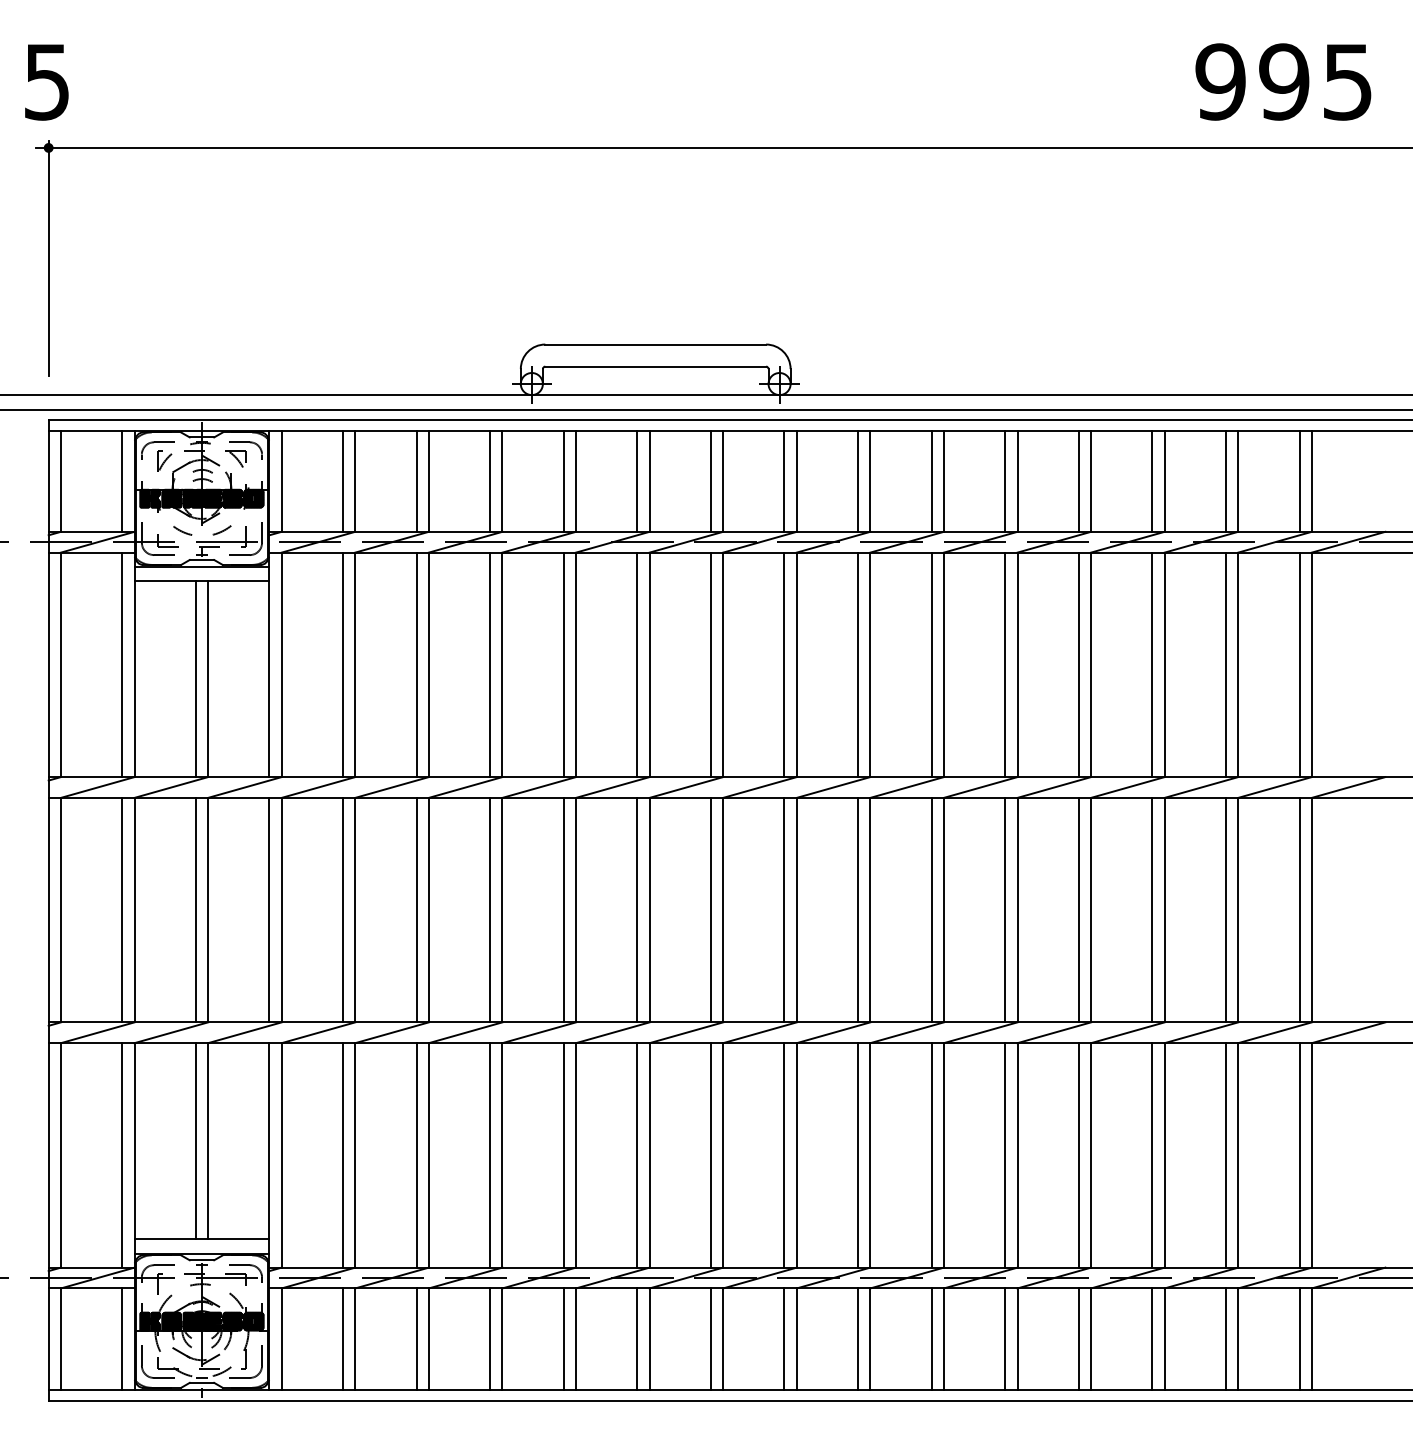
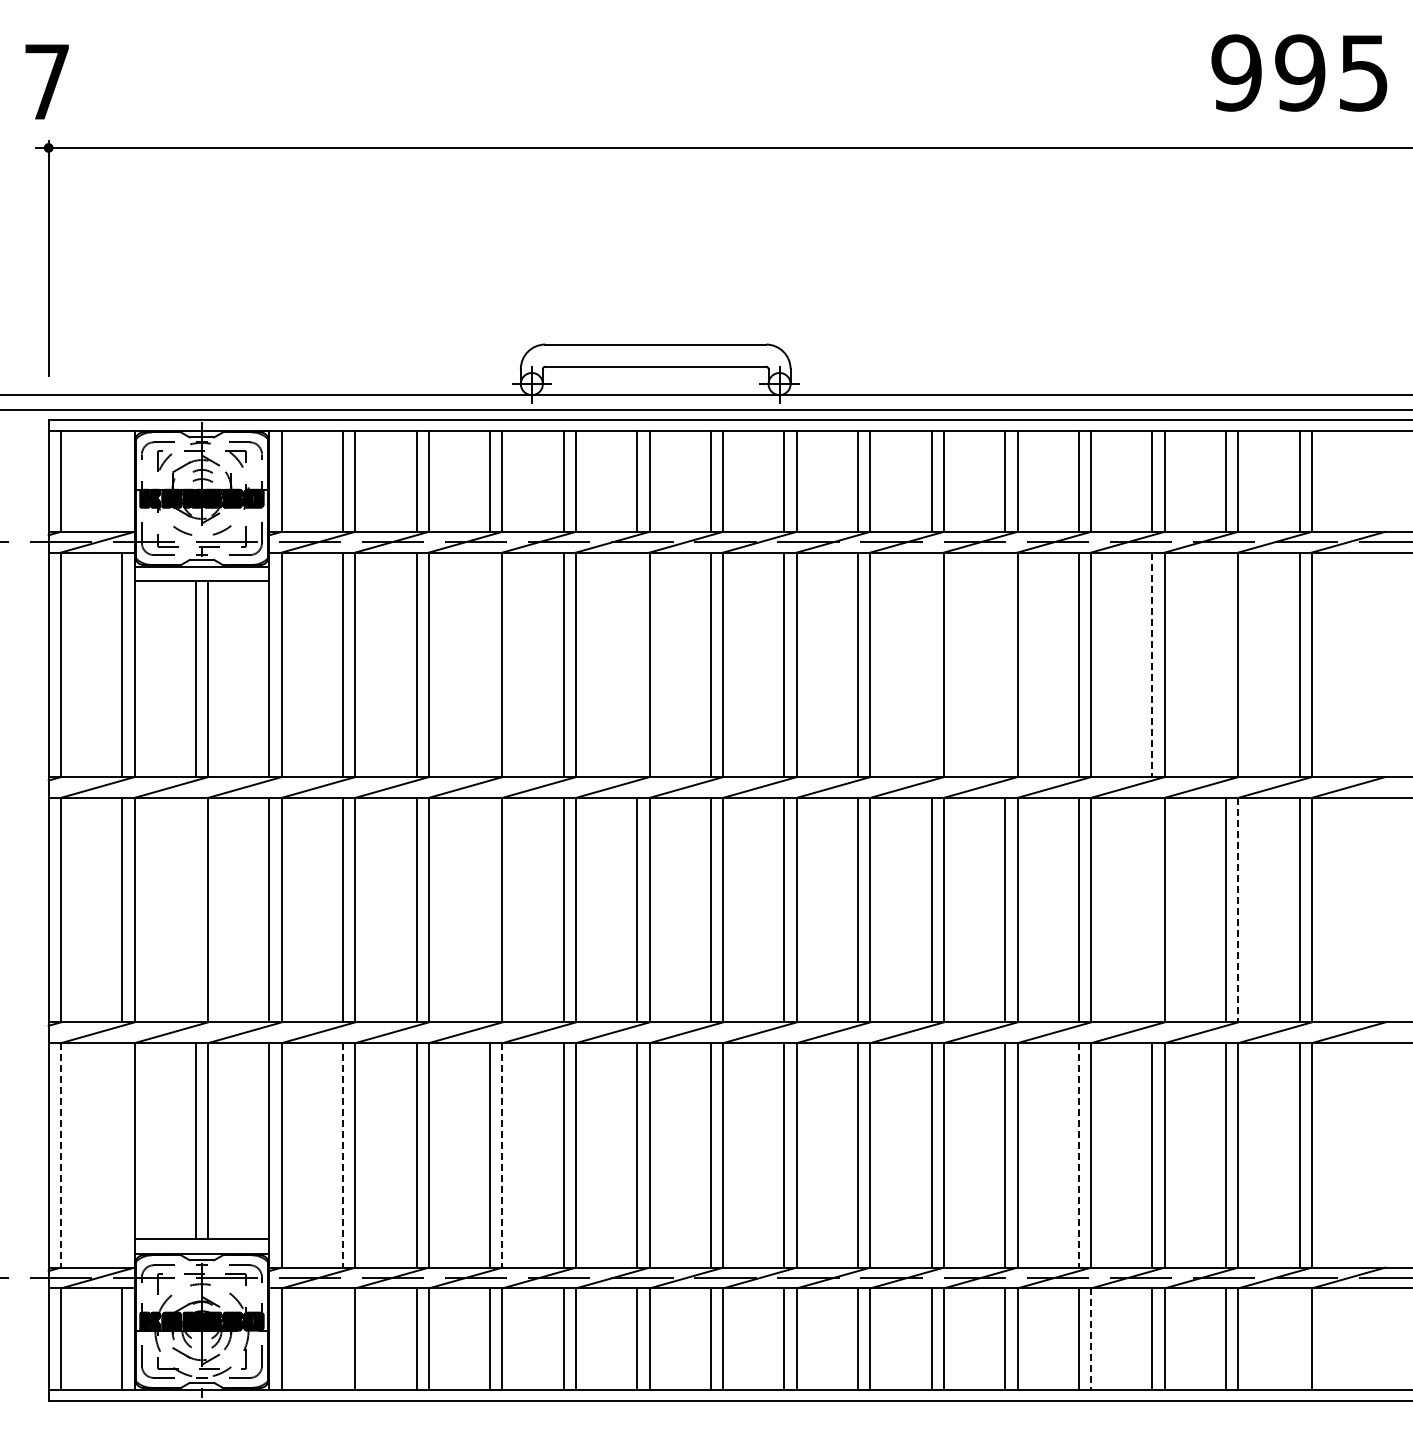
text position: (1283, 81) -> (1299, 72) (1299, 72)
text: 5 -> 7 (46, 82)
line: present -> none (122, 480)
line: present -> none (490, 664)
line: present -> none (637, 664)
line: present -> none (931, 664)
line: present -> none (1005, 664)
line: present -> none (1225, 664)
line: solid -> dashed (1152, 665)
line: present -> none (195, 909)
line: present -> none (490, 909)
line: present -> none (1152, 909)
line: solid -> dashed (1238, 910)
line: solid -> dashed (60, 1155)
line: present -> none (122, 1155)
line: solid -> dashed (343, 1155)
line: solid -> dashed (502, 1155)
line: solid -> dashed (1078, 1155)
line: present -> none (343, 1338)
line: present -> none (1299, 1338)
line: solid -> dashed (1091, 1339)
